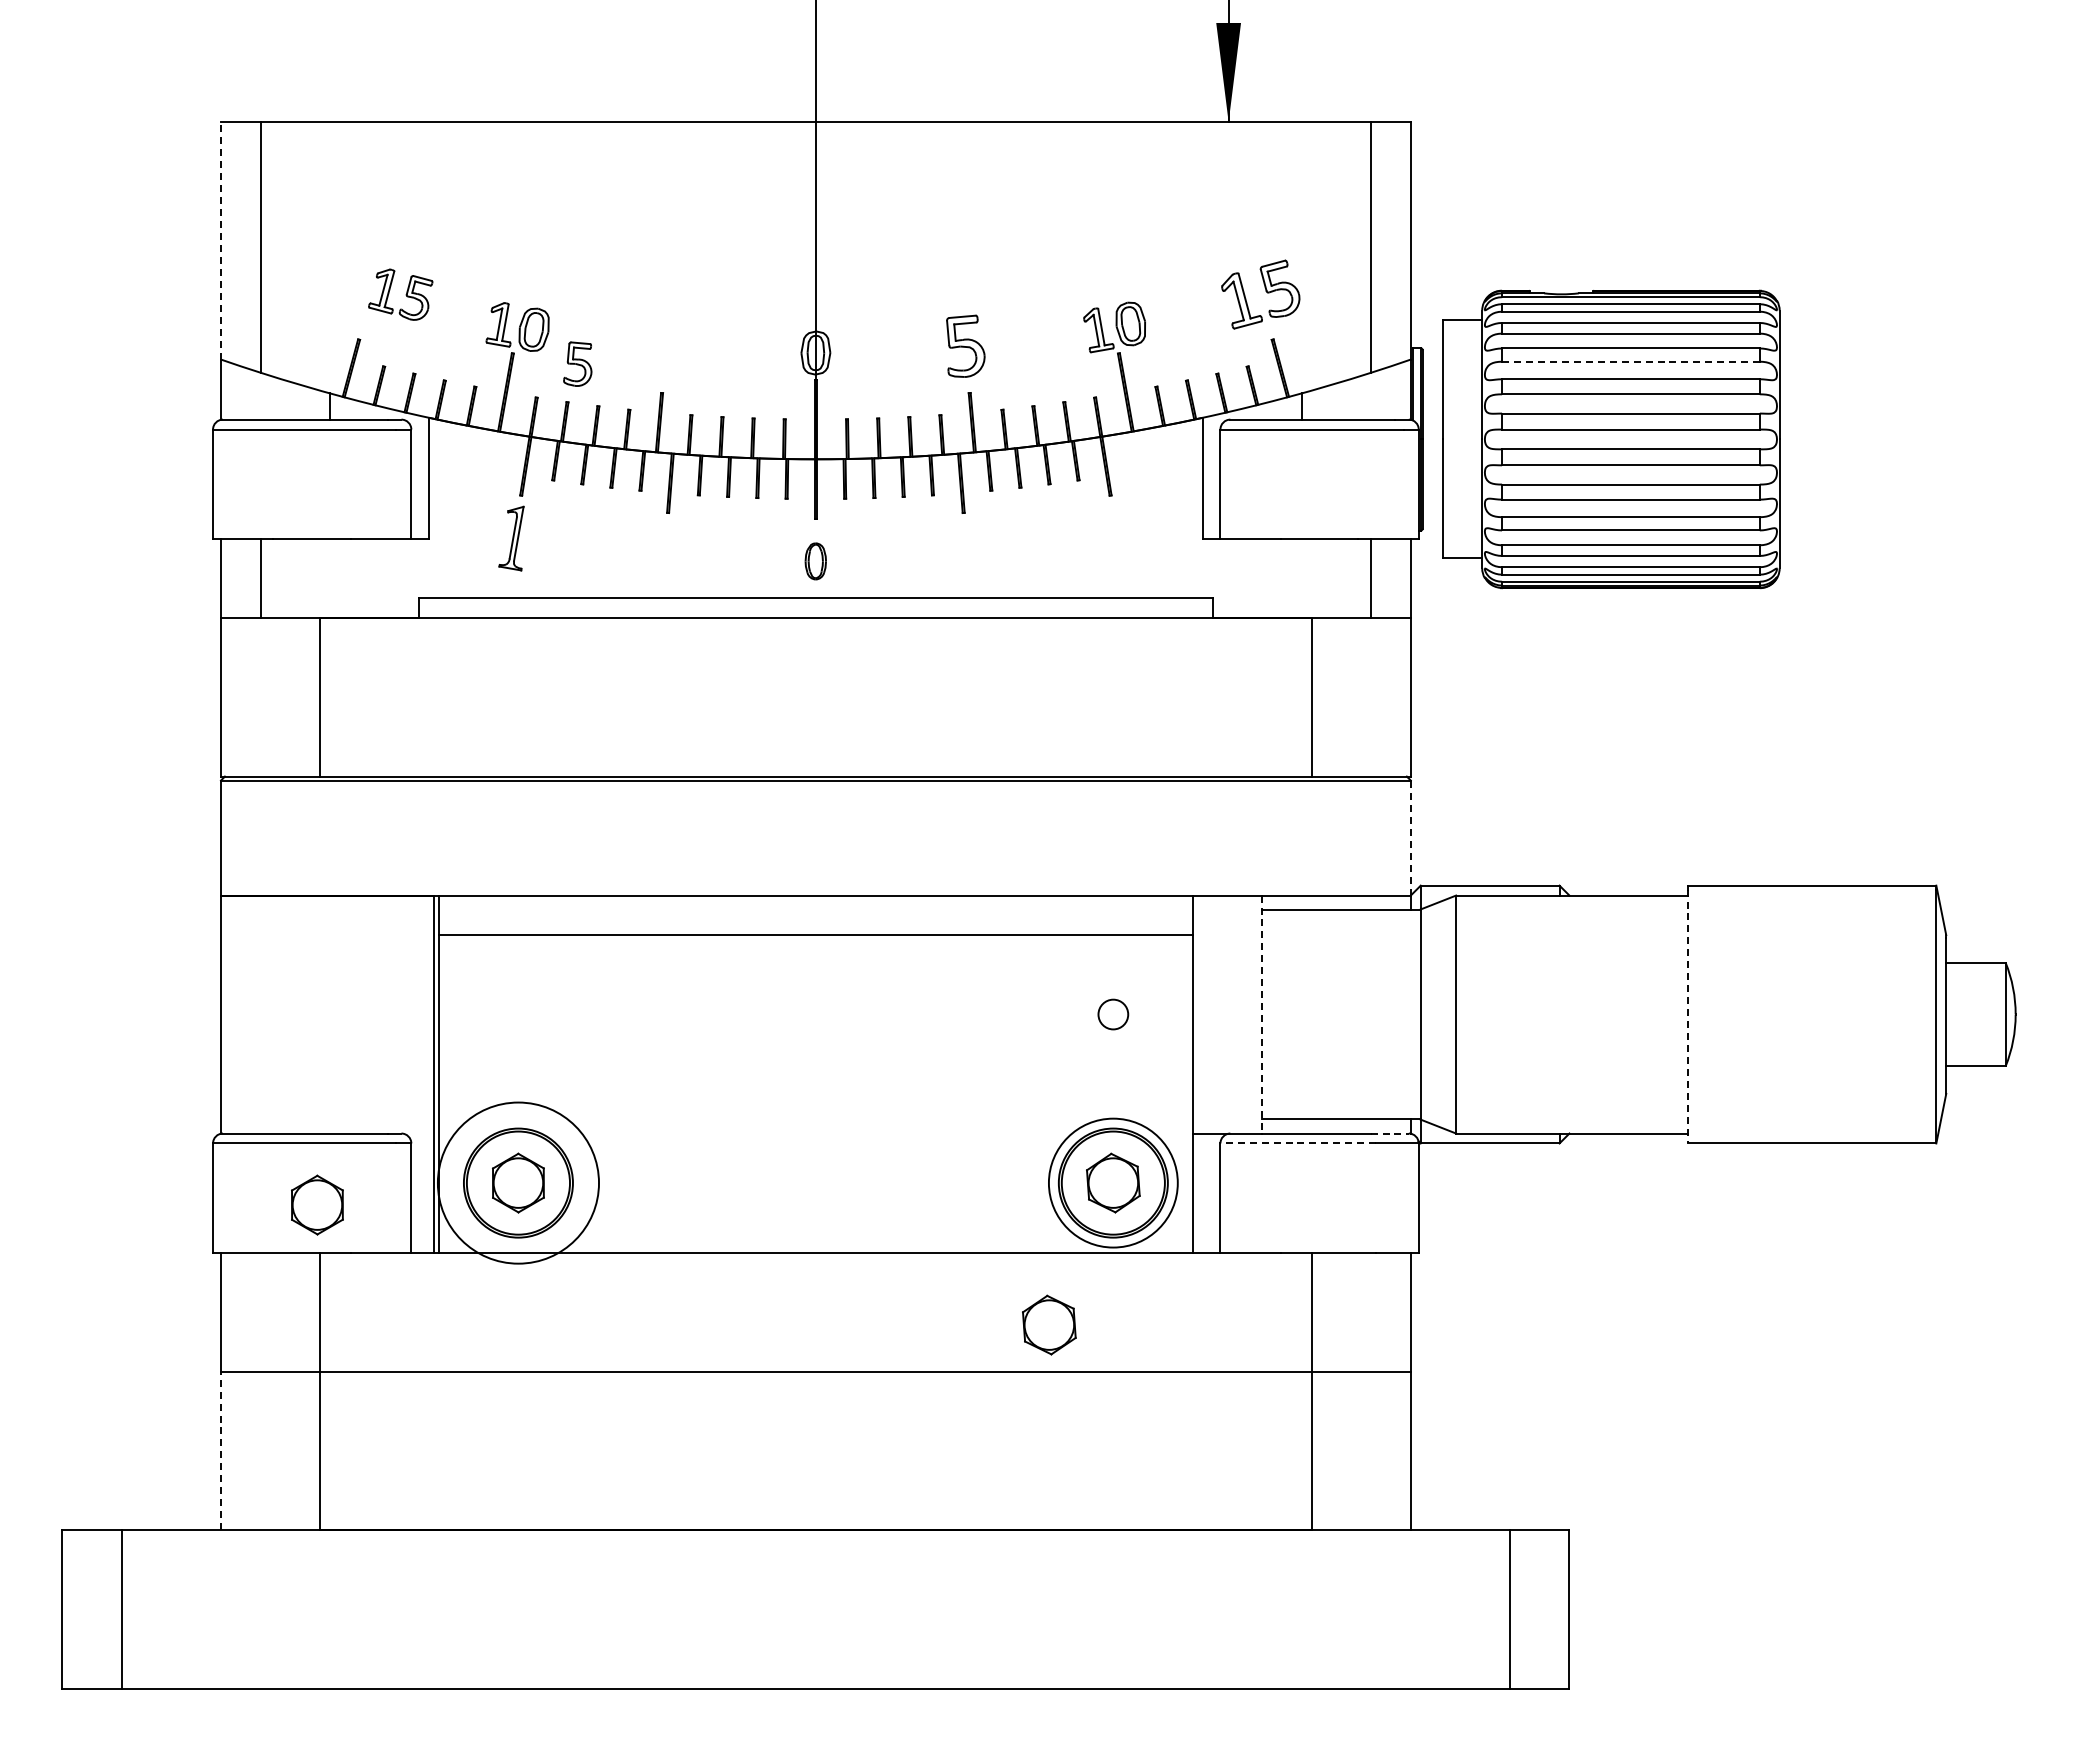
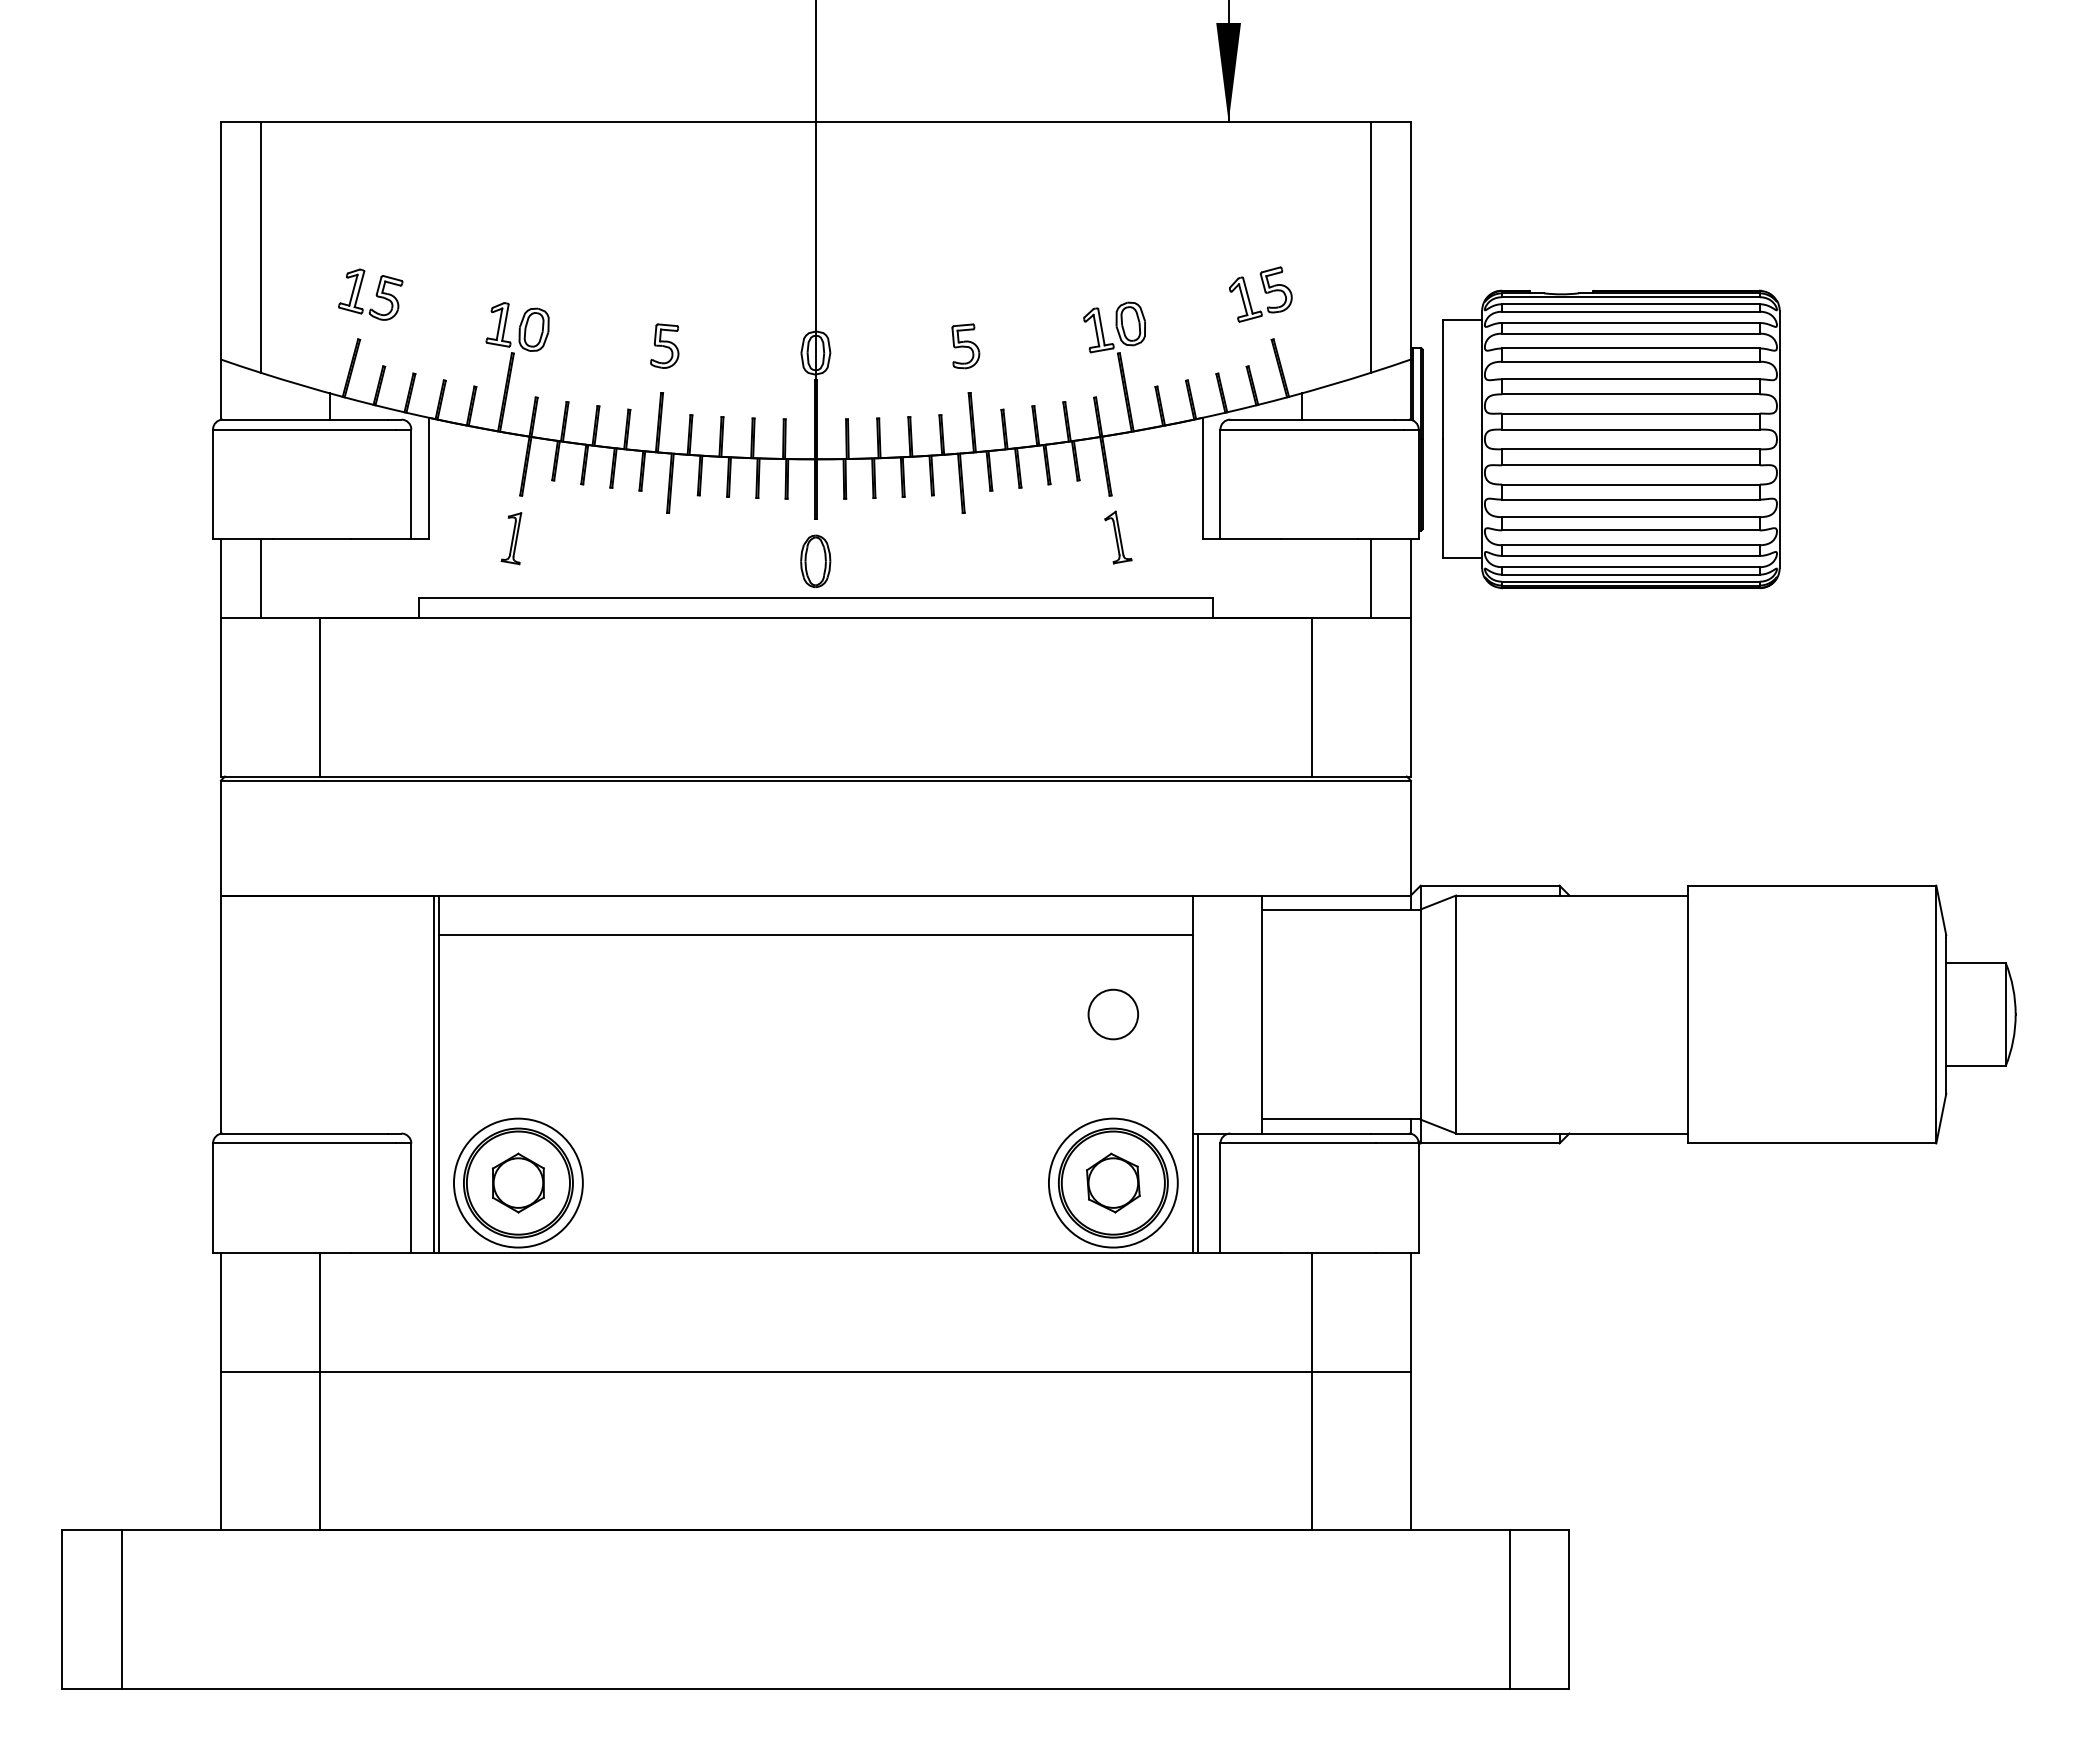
line: dashed -> solid (220, 240)
part position: (400, 294) -> (370, 294) (370, 294)
part size: 80x71 px -> 64x57 px (1260, 294)
part size: 40x64 px -> 30x47 px (965, 346)
line: dashed -> solid (1630, 361)
part position: (577, 363) -> (664, 345) (664, 345)
part: none -> present (1118, 537)
part size: 27x67 px -> 23x54 px (511, 538)
part size: 23x39 px -> 32x55 px (815, 561)
line: dashed -> solid (1410, 838)
circle diameter: 30 px -> 50 px (1113, 1014)
line: dashed -> solid (1262, 1014)
line: dashed -> solid (1688, 1016)
line: dashed -> solid (1390, 1133)
line: dashed -> solid (1298, 1143)
circle diameter: 161 px -> 129 px (517, 1182)
line: none -> present (1197, 1192)
part: present -> none (317, 1204)
part: present -> none (1049, 1324)
line: dashed -> solid (220, 1450)
